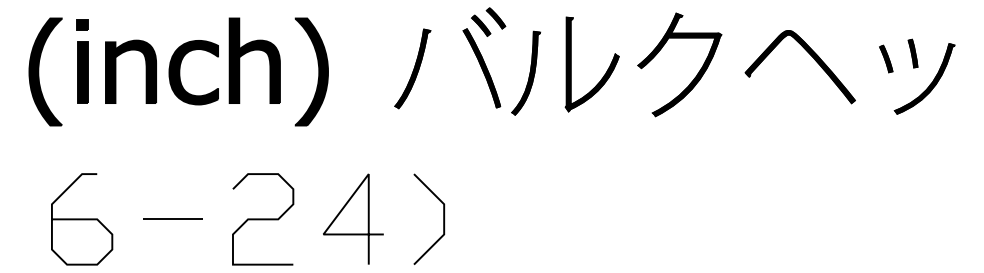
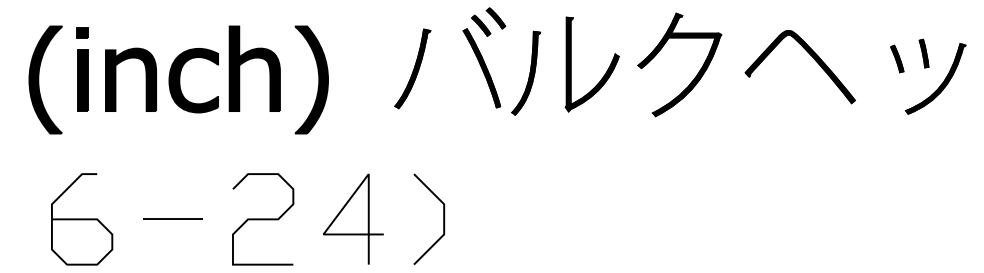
part position: (915, 68) -> (926, 68) (926, 68)
part position: (178, 71) -> (178, 79) (178, 79)
